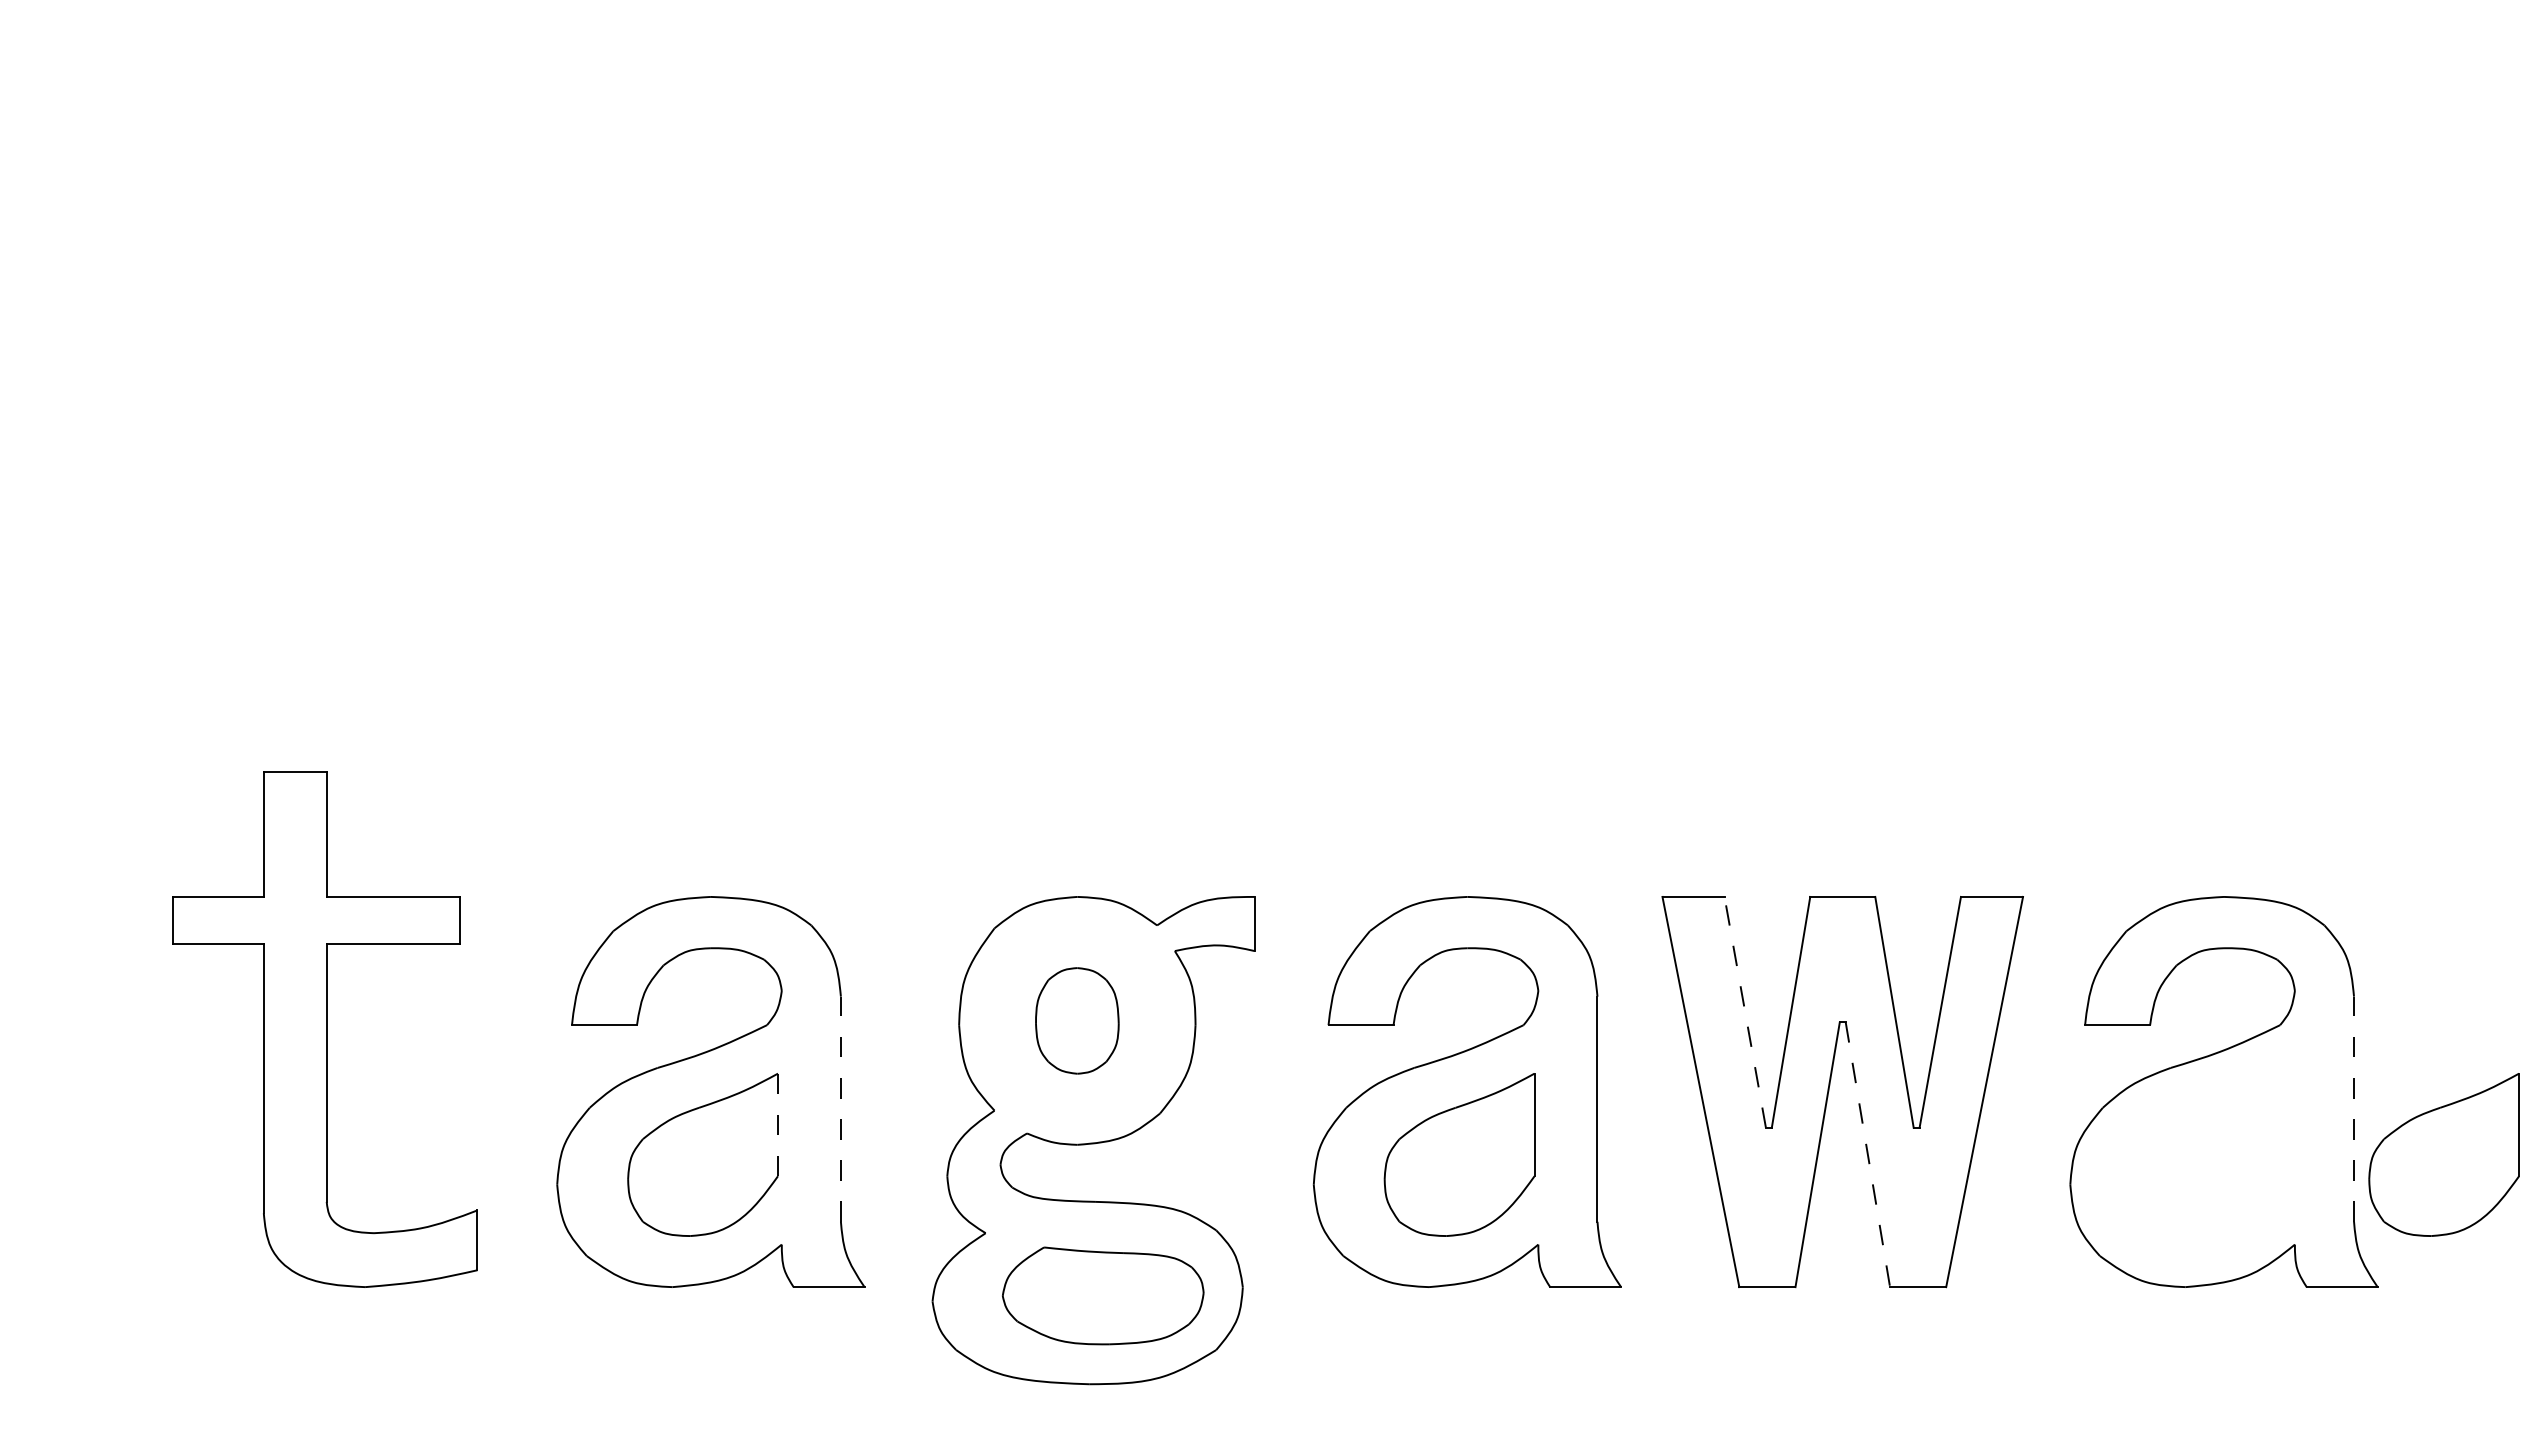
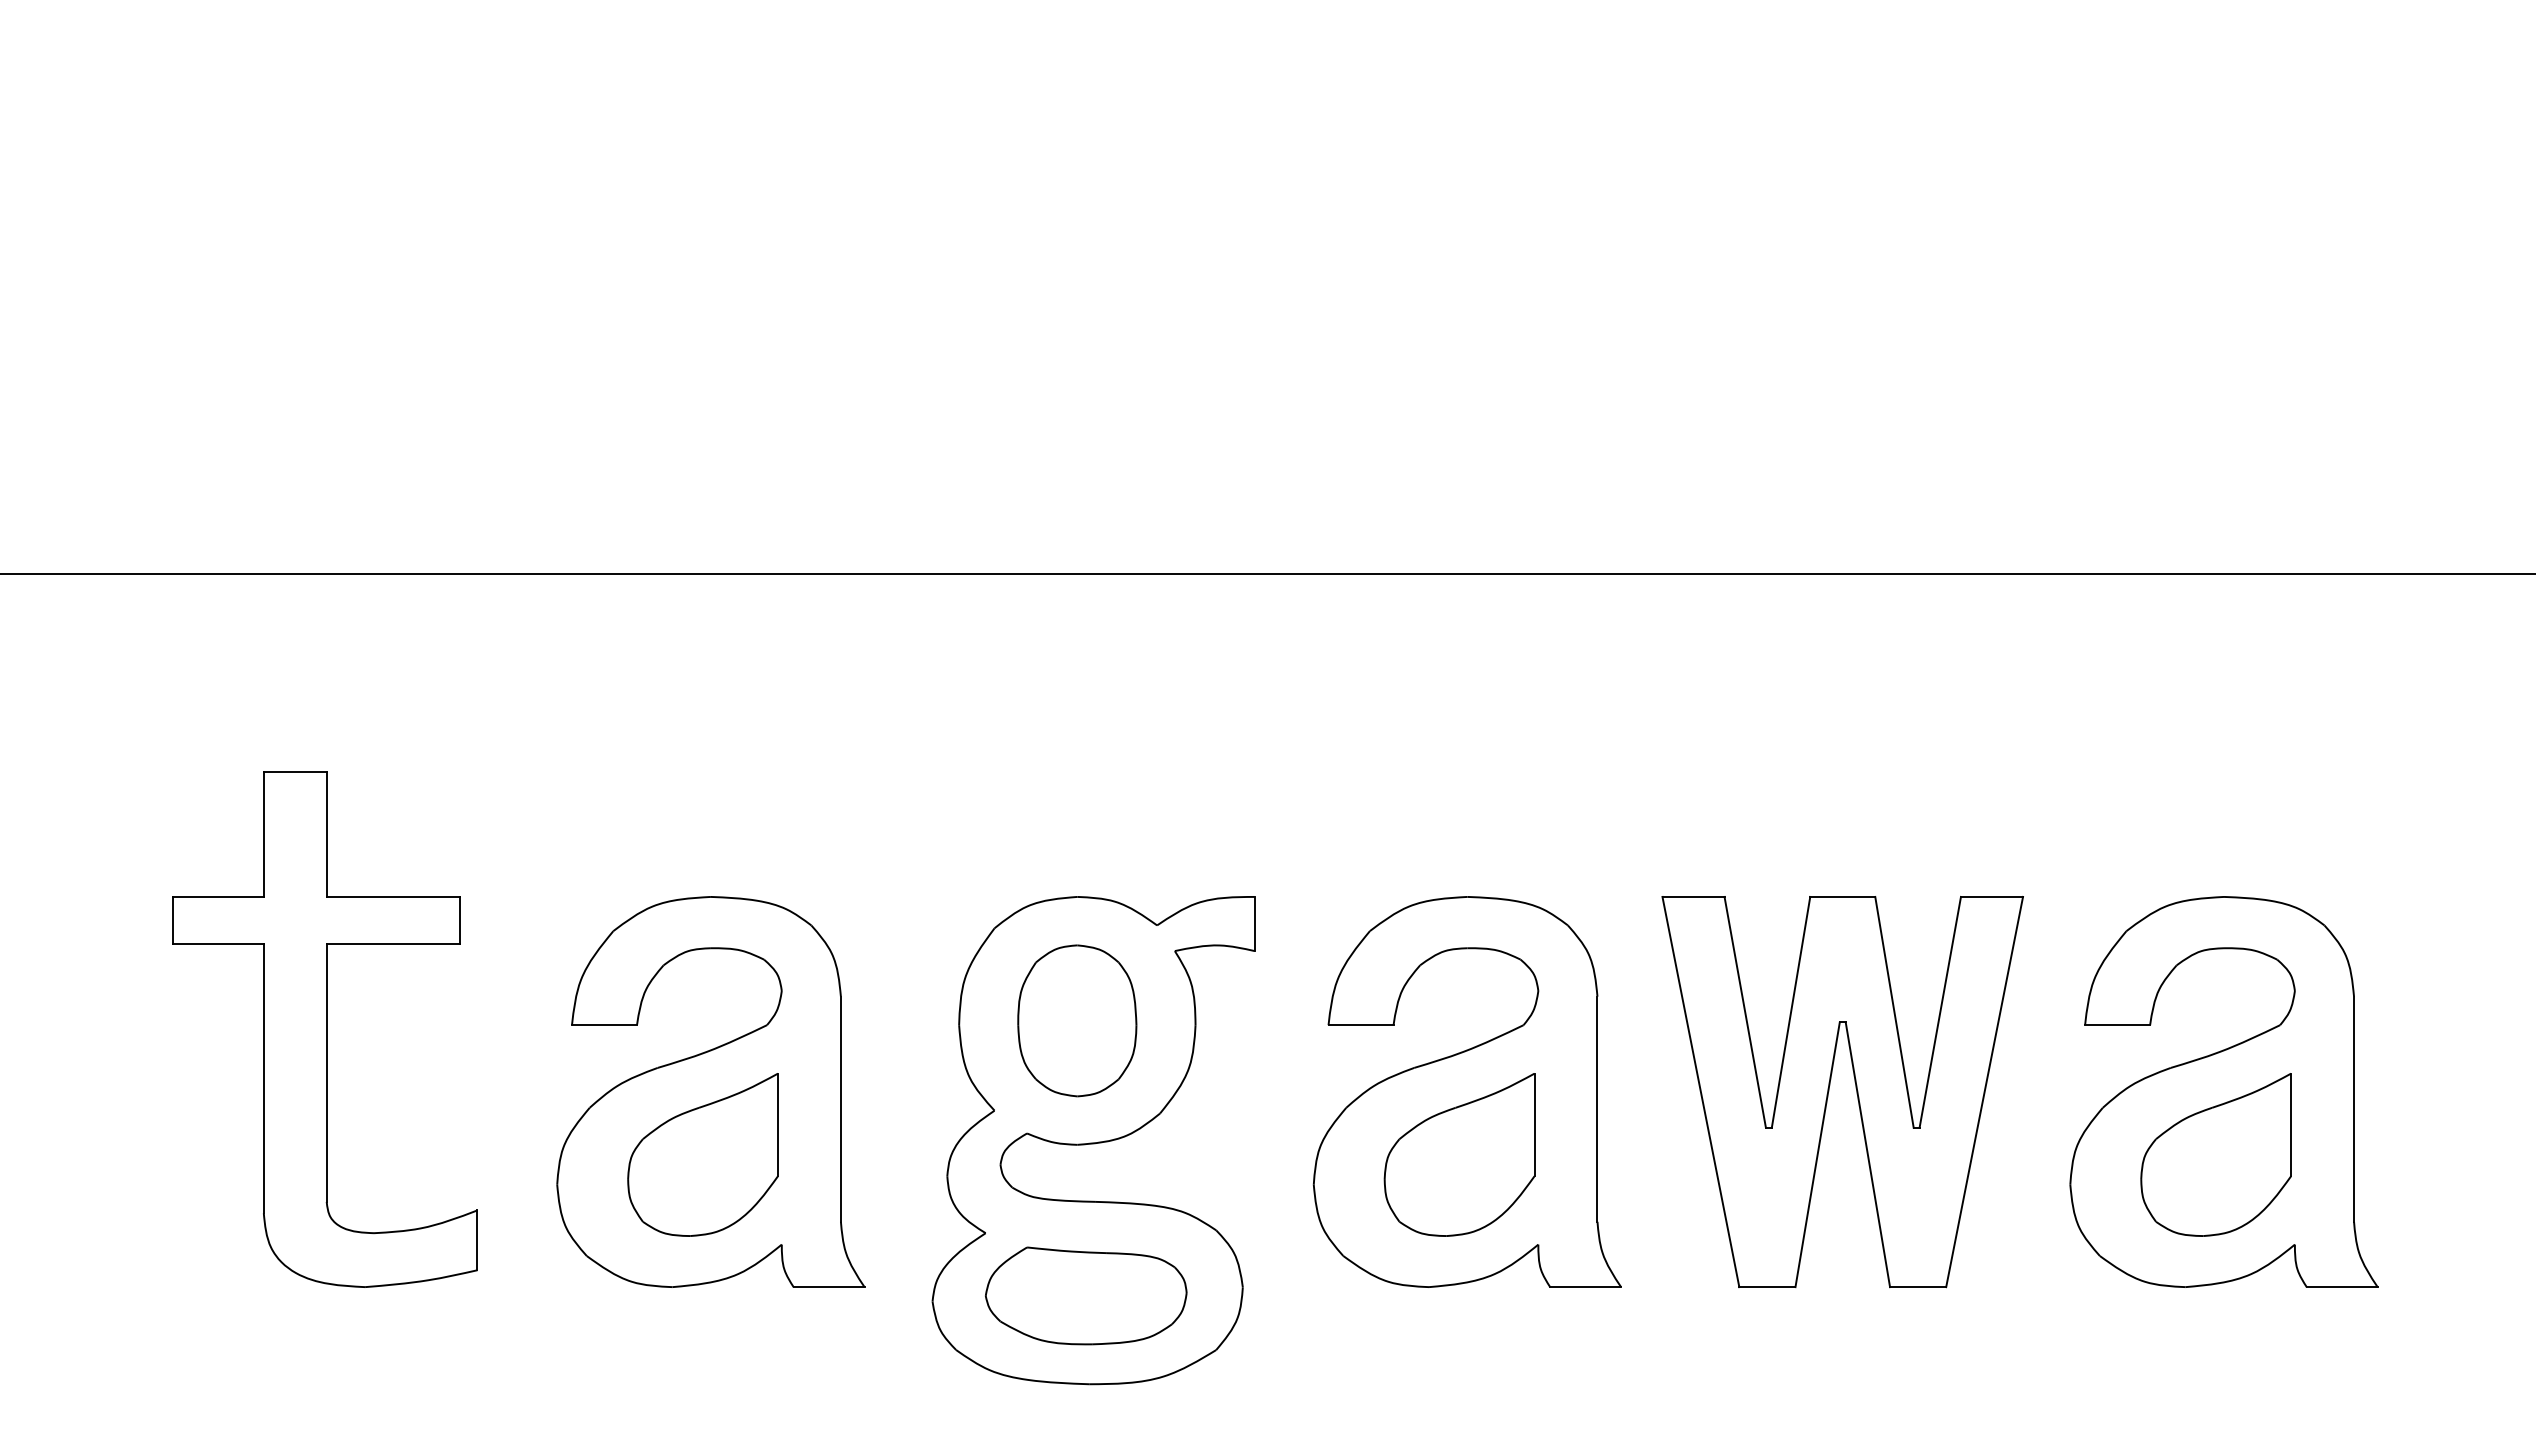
line: none -> present (1267, 574)
line: dashed -> solid (1745, 1011)
part size: 85x108 px -> 121x154 px (1077, 1020)
line: dashed -> solid (840, 1109)
line: dashed -> solid (2354, 1109)
line: dashed -> solid (778, 1125)
part position: (2443, 1154) -> (2215, 1154) (2215, 1154)
line: dashed -> solid (1867, 1155)
part position: (1103, 1295) -> (1086, 1295) (1086, 1295)
